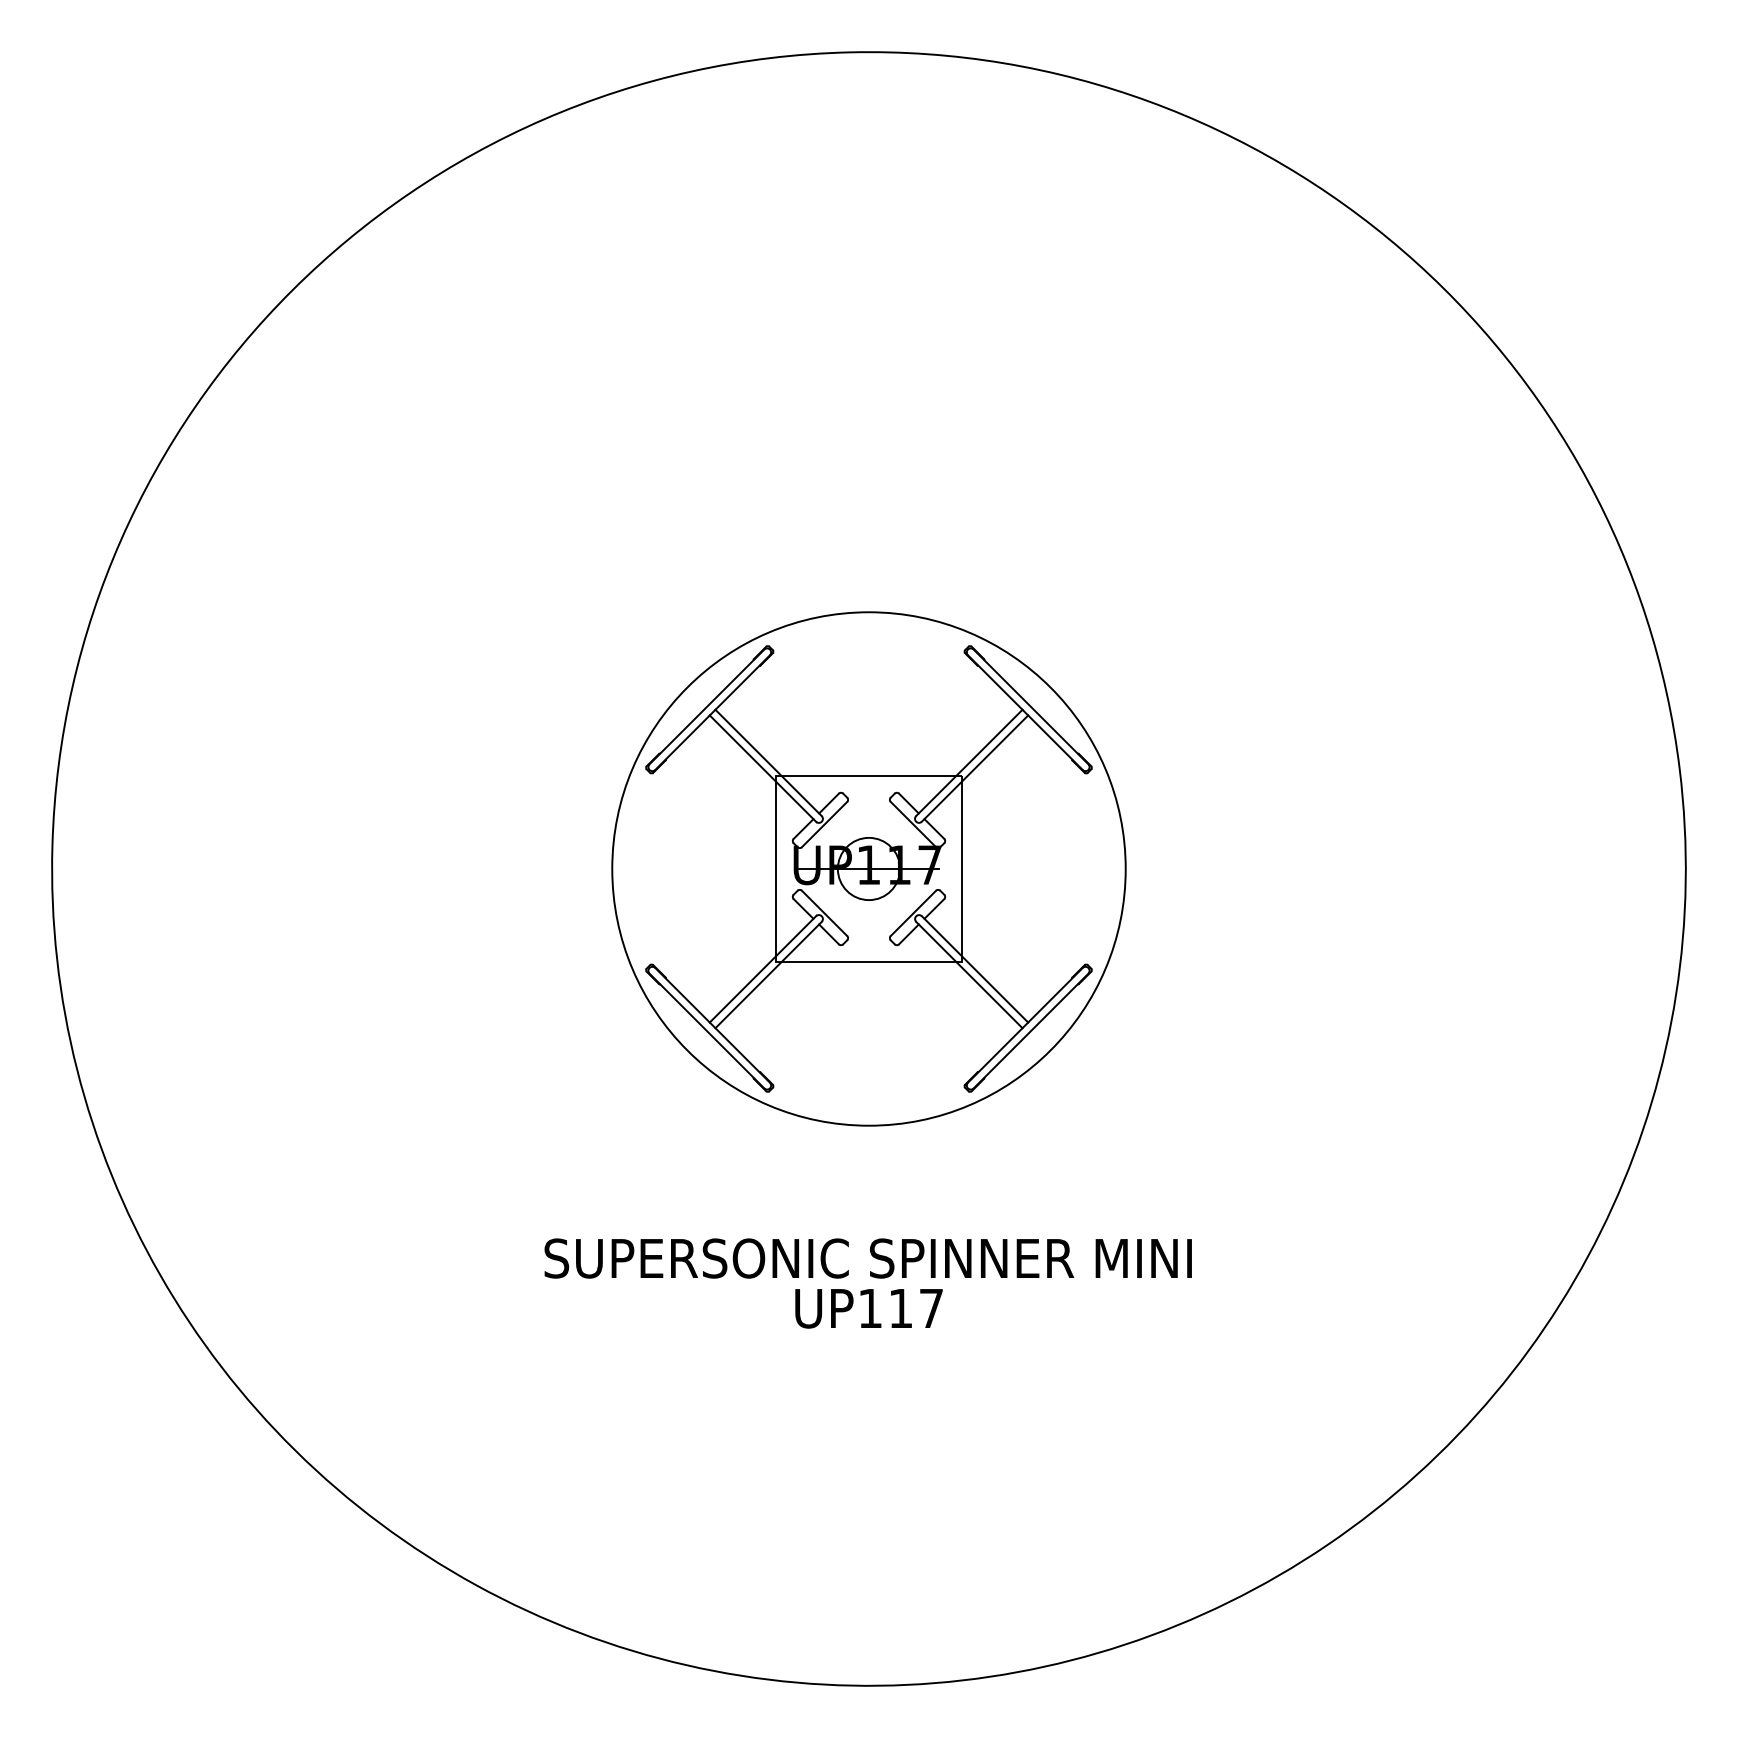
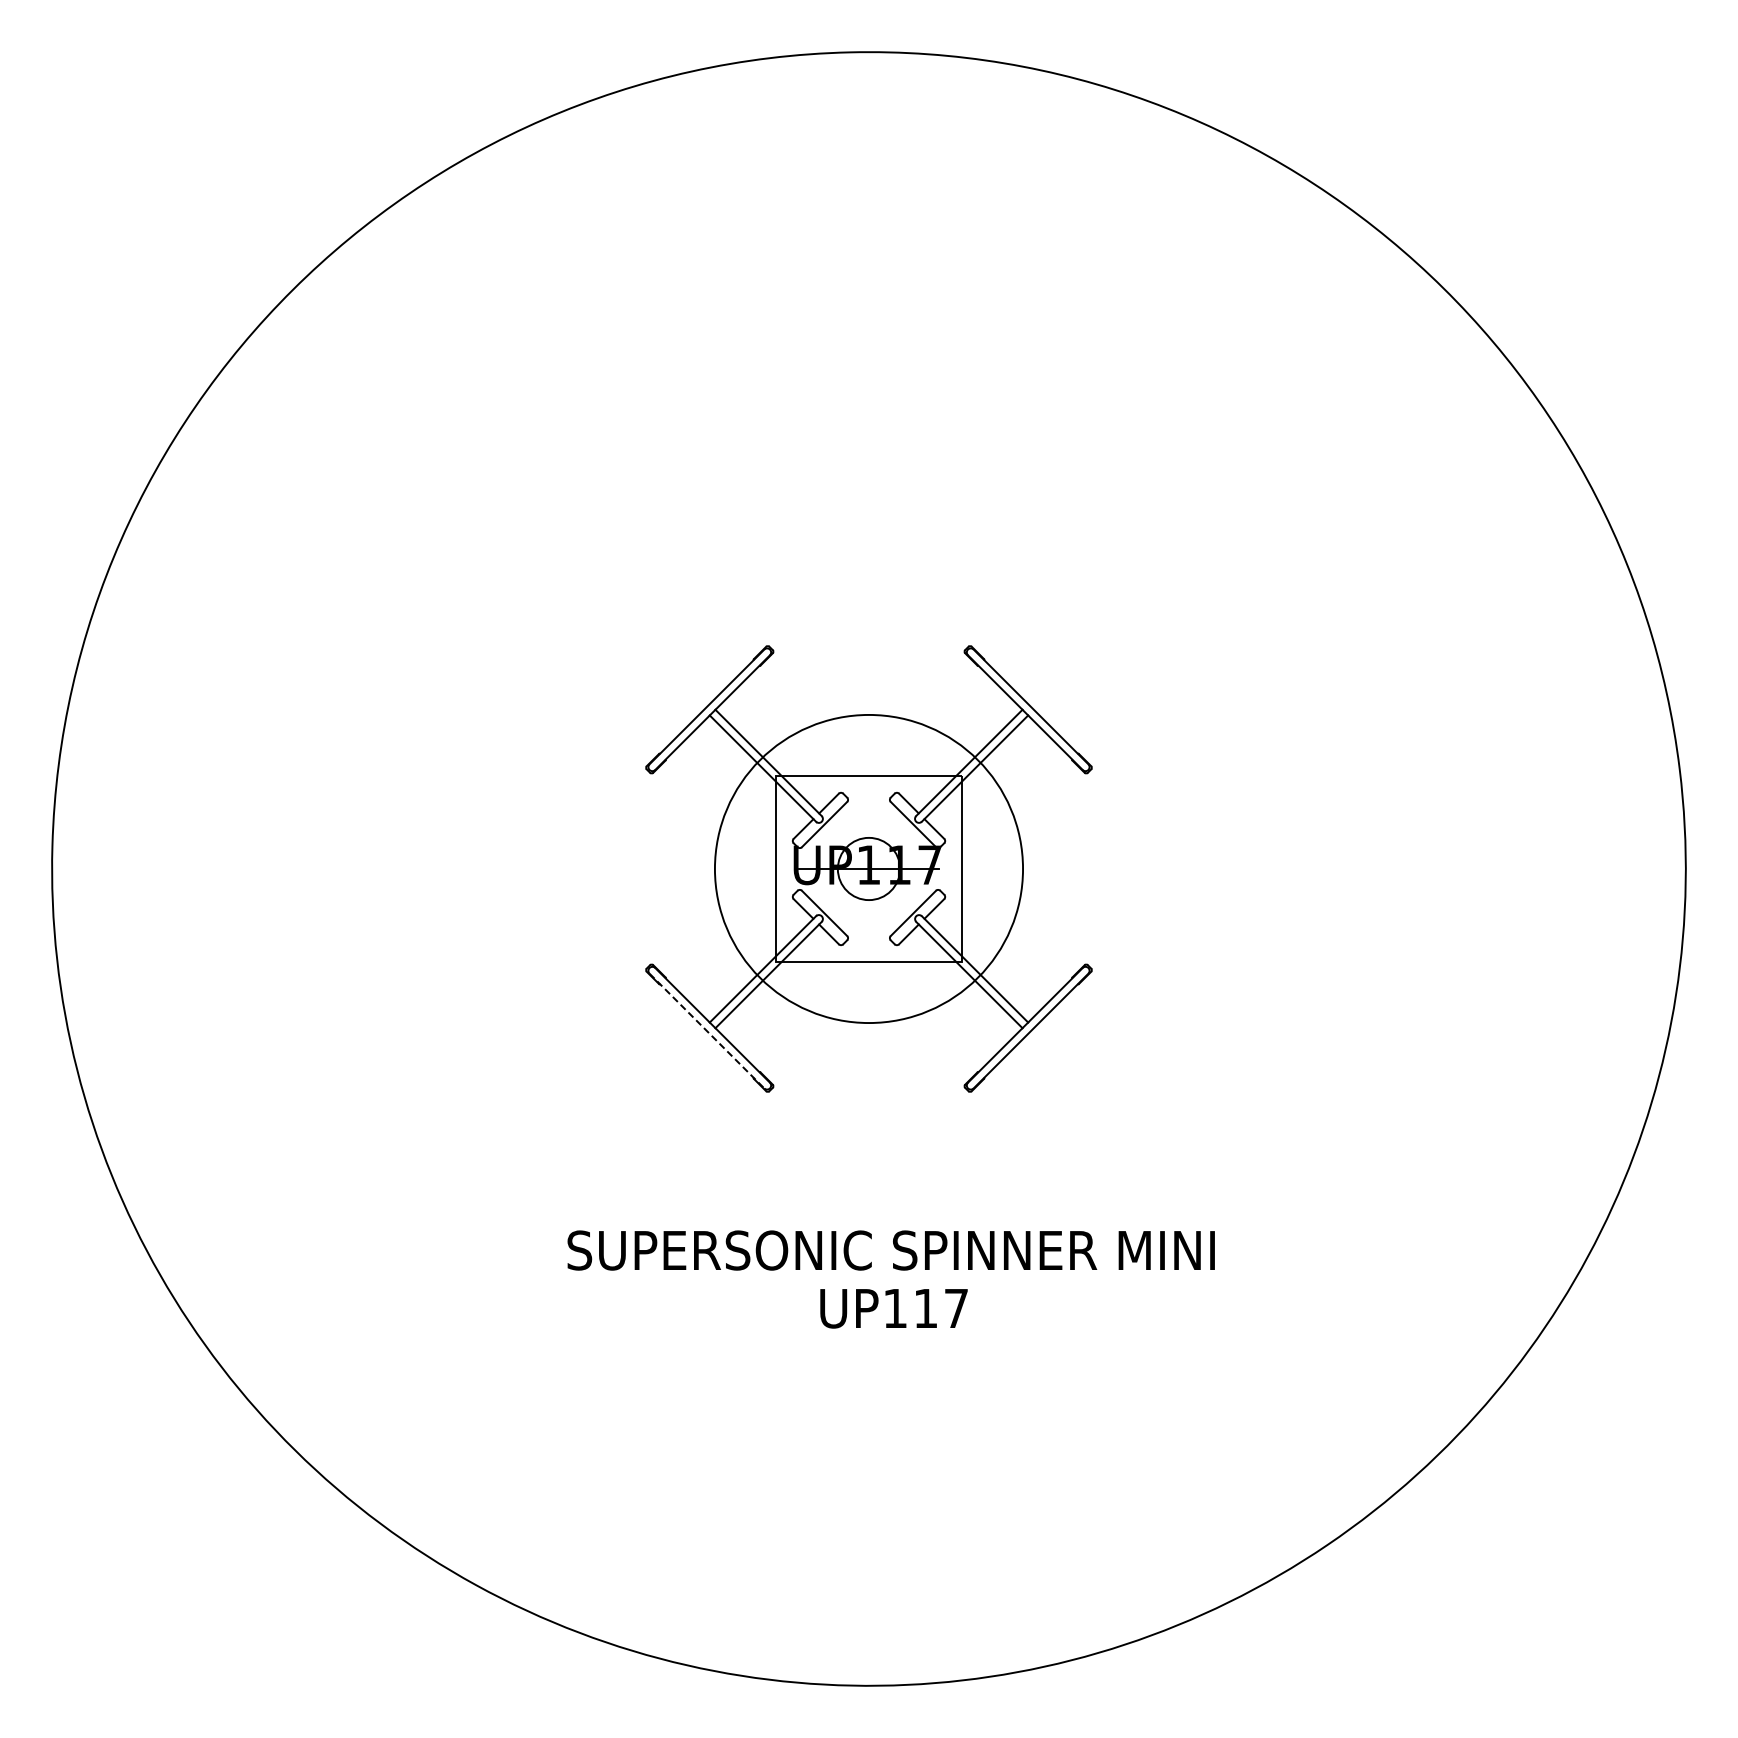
circle diameter: 513 px -> 308 px (868, 868)
line: solid -> dashed (707, 1031)
text position: (867, 1258) -> (890, 1250) (890, 1250)
text position: (868, 1308) -> (893, 1308) (893, 1308)
